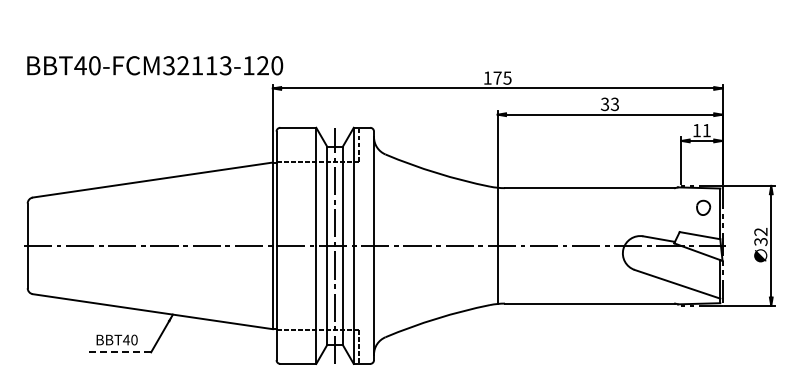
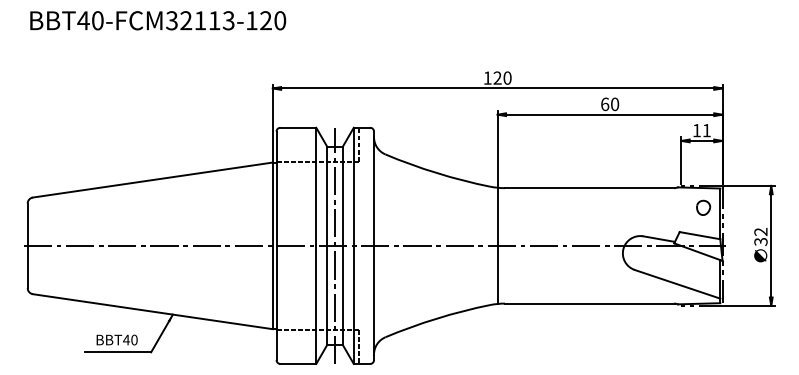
text position: (155, 65) -> (158, 20) (158, 20)
text: 175 -> 120 (502, 77)
text: 33 -> 60 (610, 103)
line: dashed -> solid (117, 352)
